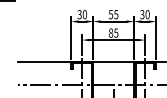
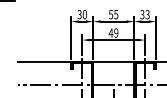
text: 30 -> 33 (147, 14)
text: 85 -> 49 (113, 32)
